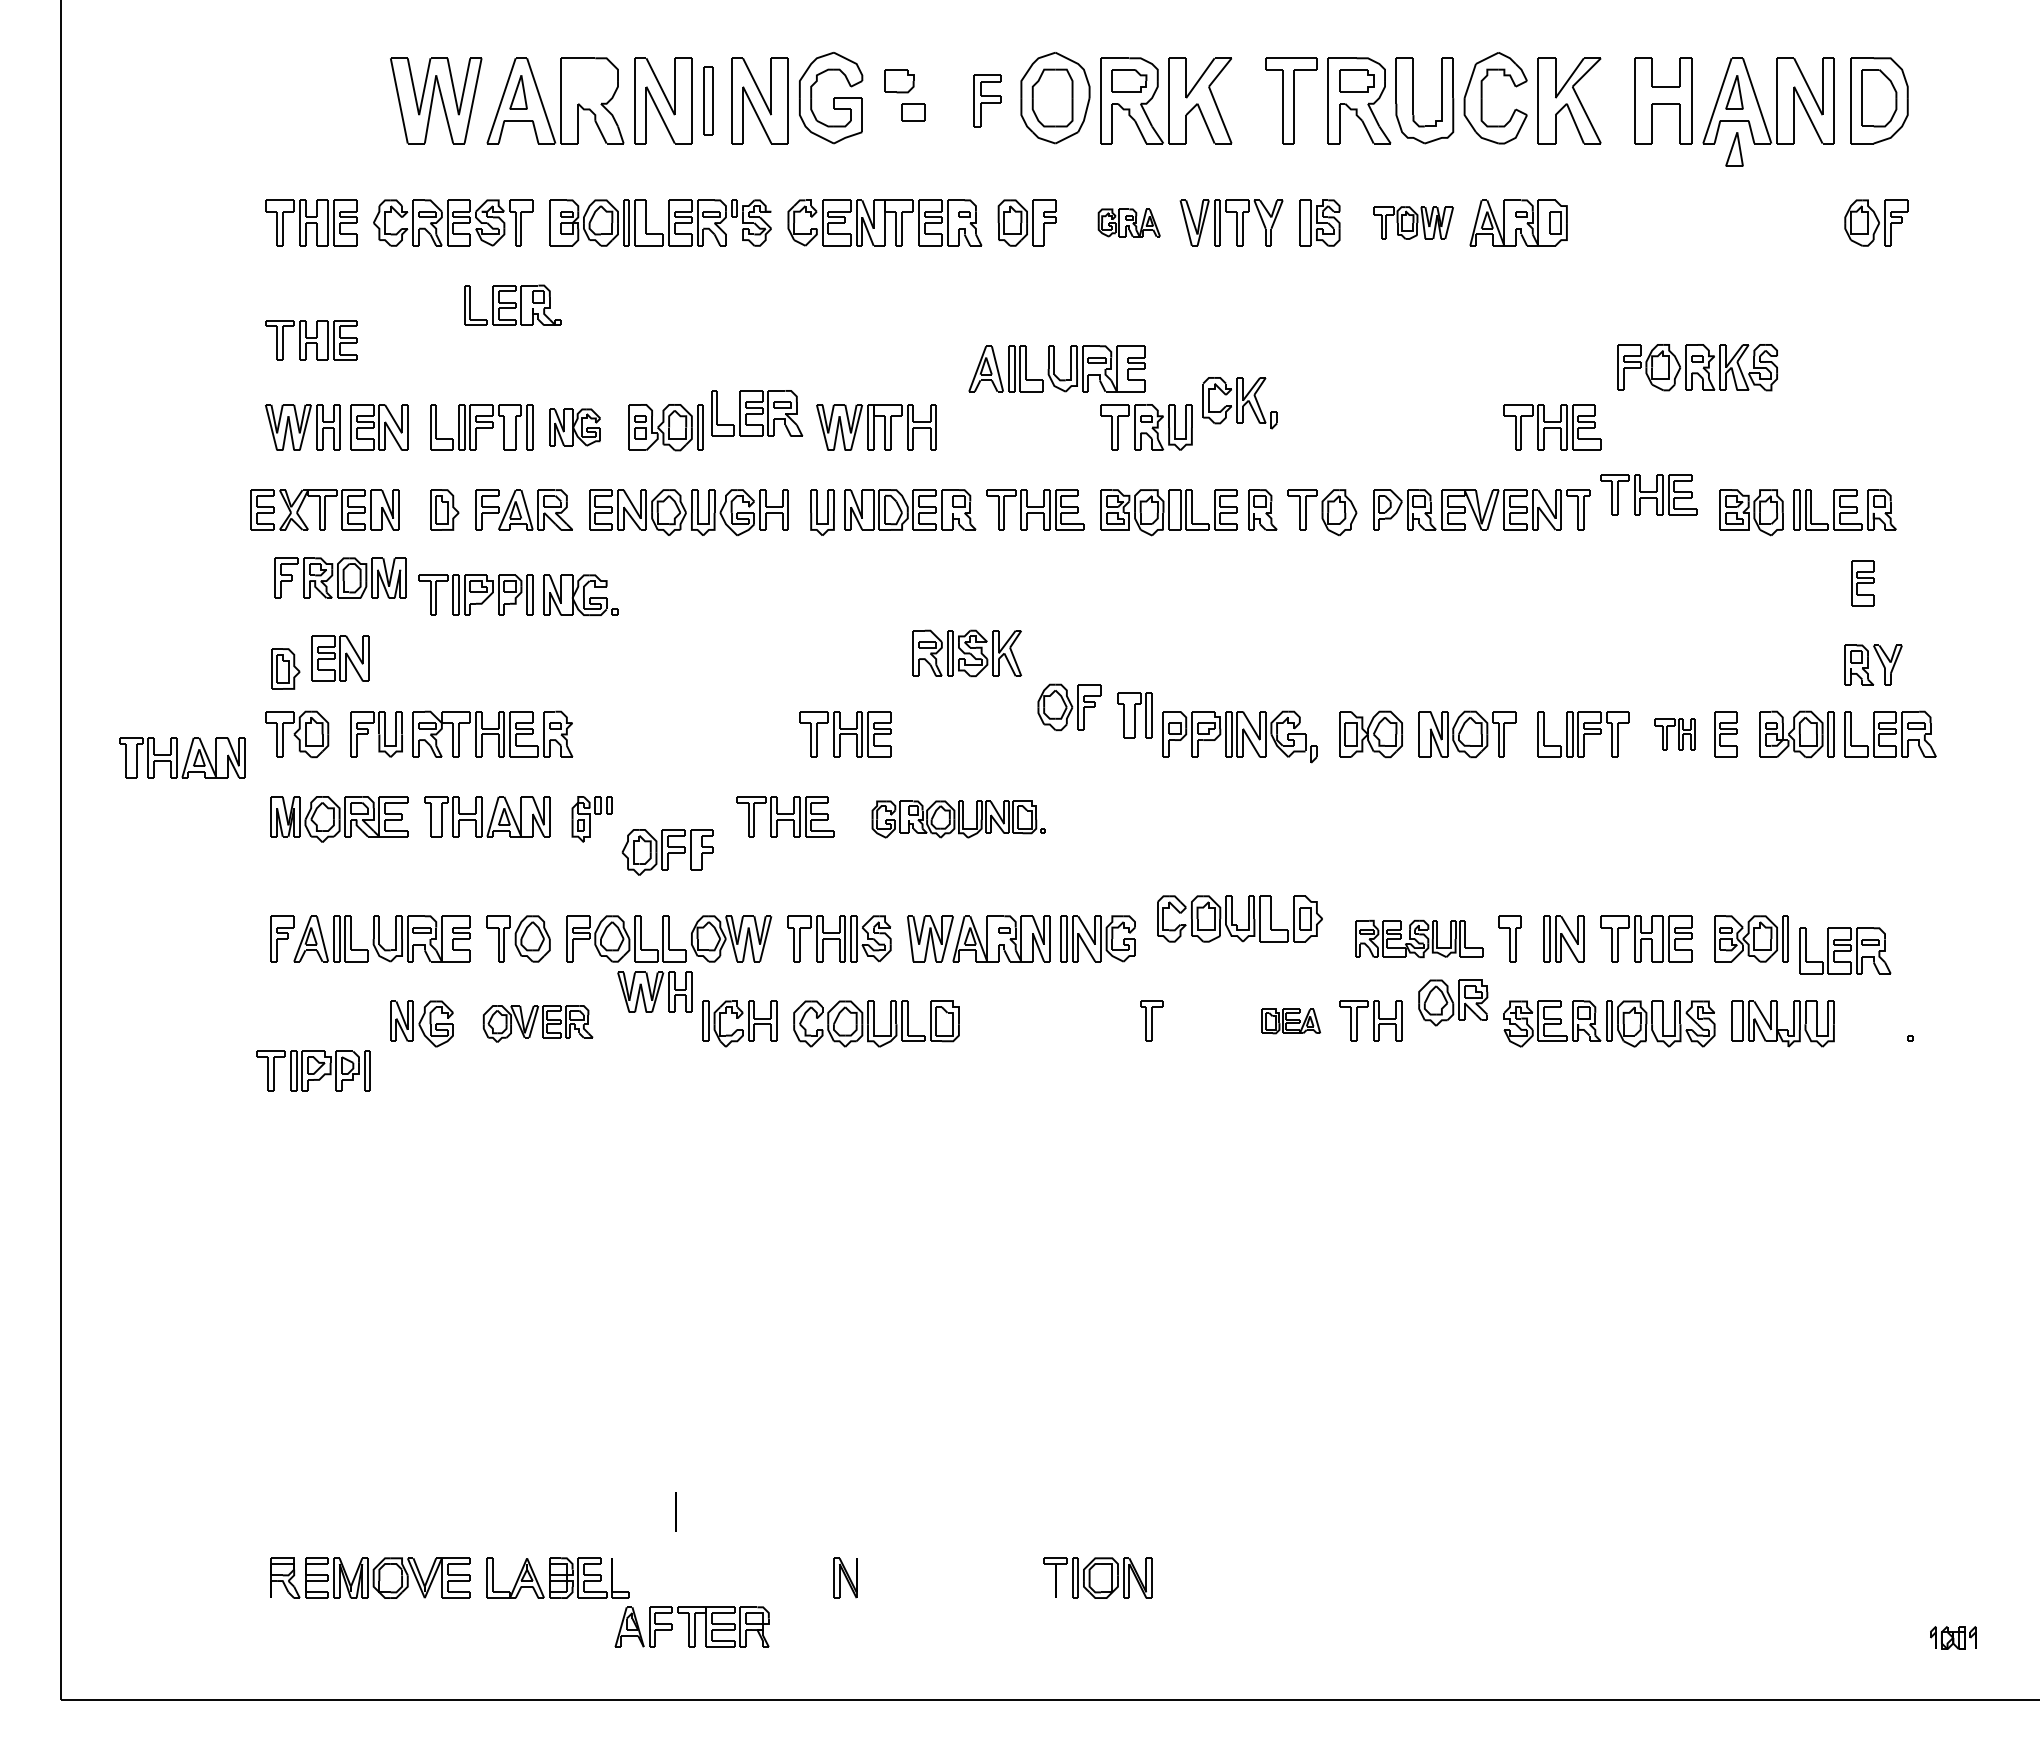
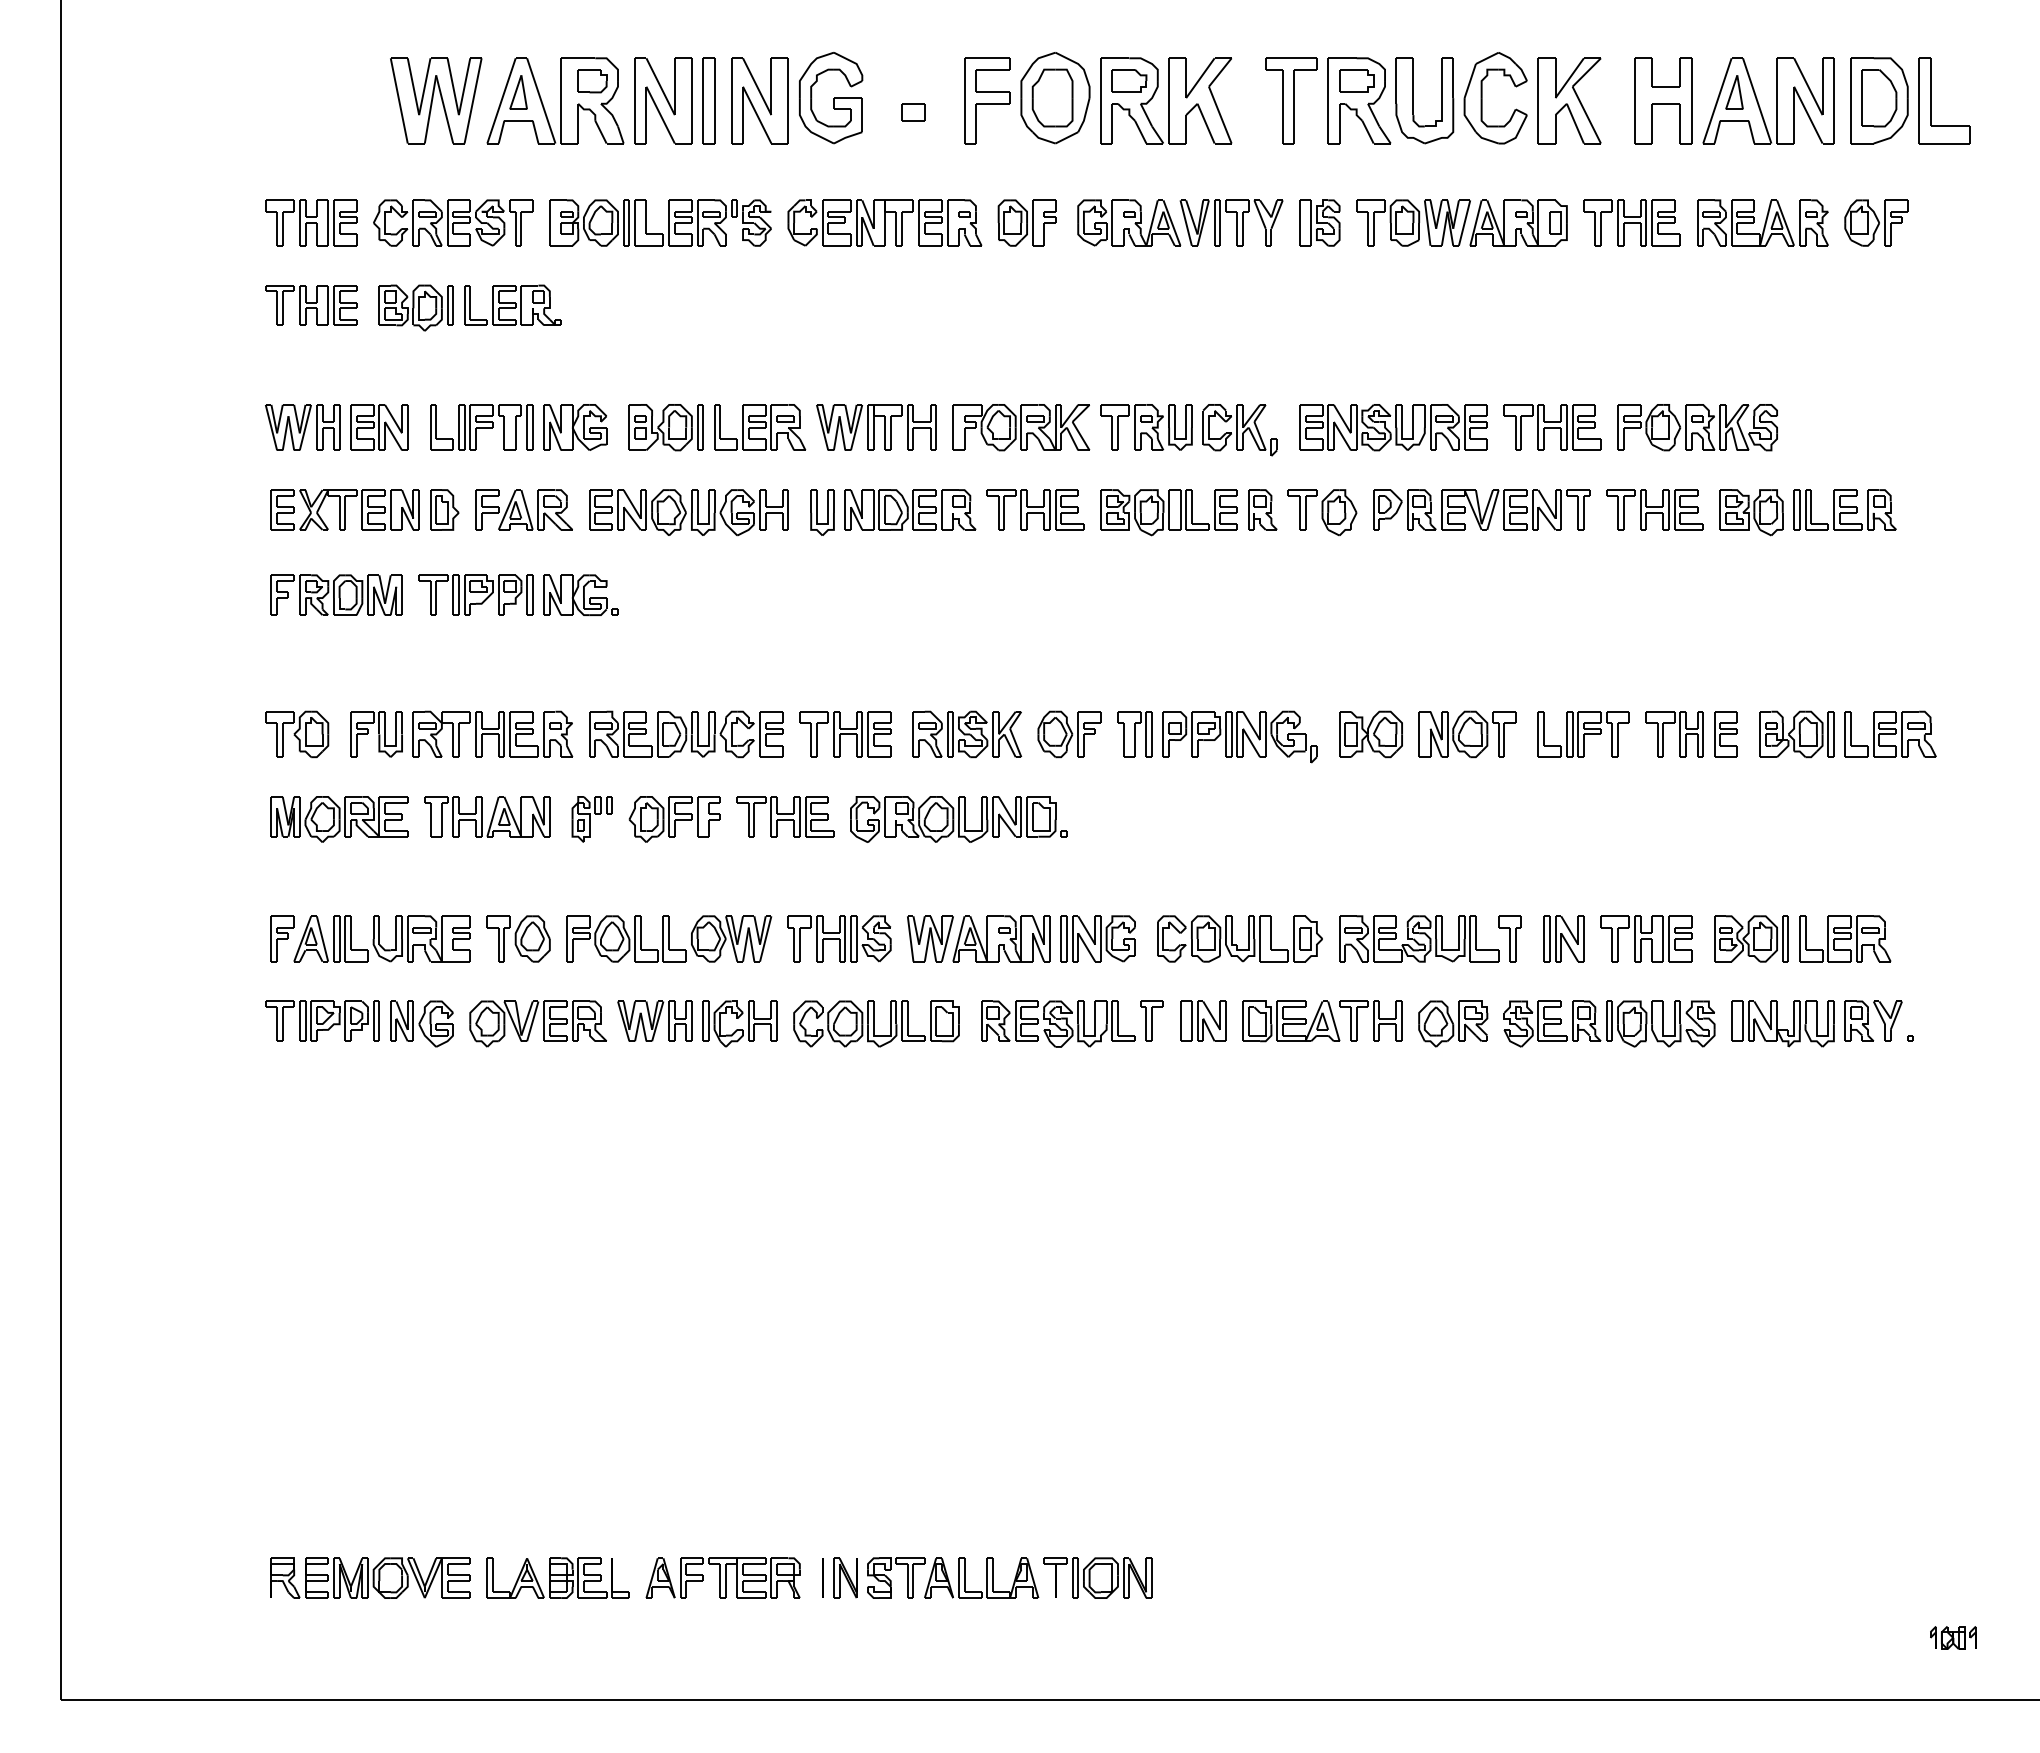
part position: (899, 81) -> (592, 81) (592, 81)
part size: 11x70 px -> 14x88 px (708, 100)
part size: 29x54 px -> 47x88 px (987, 100)
part: none -> present (1931, 100)
part: present -> none (1734, 149)
part size: 64x30 px -> 105x48 px (1129, 222)
part size: 81x34 px -> 115x48 px (1413, 222)
part: none -> present (1631, 222)
part: none -> present (1762, 222)
part: none -> present (415, 307)
part position: (311, 340) -> (311, 305) (311, 305)
part position: (1697, 367) -> (1697, 427) (1697, 427)
part: present -> none (1056, 368)
part position: (1239, 403) -> (1239, 430) (1239, 430)
part position: (757, 413) -> (760, 427) (760, 427)
part size: 52x39 px -> 65x47 px (575, 427)
part: none -> present (1021, 427)
part: none -> present (1393, 427)
part position: (1648, 494) -> (1654, 509) (1654, 509)
part position: (324, 509) -> (344, 509) (344, 509)
part position: (340, 577) -> (336, 594) (336, 594)
part: present -> none (1862, 583)
part position: (967, 653) -> (967, 734) (967, 734)
part: present -> none (340, 658)
part position: (1873, 664) -> (1873, 1020) (1873, 1020)
part: present -> none (285, 668)
part position: (1069, 707) -> (1069, 734) (1069, 734)
part position: (1134, 715) -> (1134, 734) (1134, 734)
part: none -> present (686, 734)
part size: 42x33 px -> 59x47 px (1674, 734)
part: present -> none (182, 757)
part size: 175x39 px -> 218x47 px (958, 819)
part position: (667, 852) -> (674, 819) (674, 819)
part position: (1236, 924) -> (1236, 944) (1236, 944)
part size: 129x40 px -> 161x48 px (1419, 938)
part position: (1845, 950) -> (1845, 938) (1845, 938)
part position: (654, 991) -> (654, 1020) (654, 1020)
part position: (1453, 1002) -> (1453, 1023) (1453, 1023)
part: none -> present (1203, 1020)
part size: 60x27 px -> 99x43 px (1291, 1021)
part size: 112x38 px -> 138x48 px (537, 1023)
part: none -> present (1058, 1023)
part position: (313, 1070) -> (322, 1020) (322, 1020)
line position: (675, 1511) -> (822, 1577) (822, 1577)
part: none -> present (953, 1577)
part position: (691, 1626) -> (722, 1577) (722, 1577)
